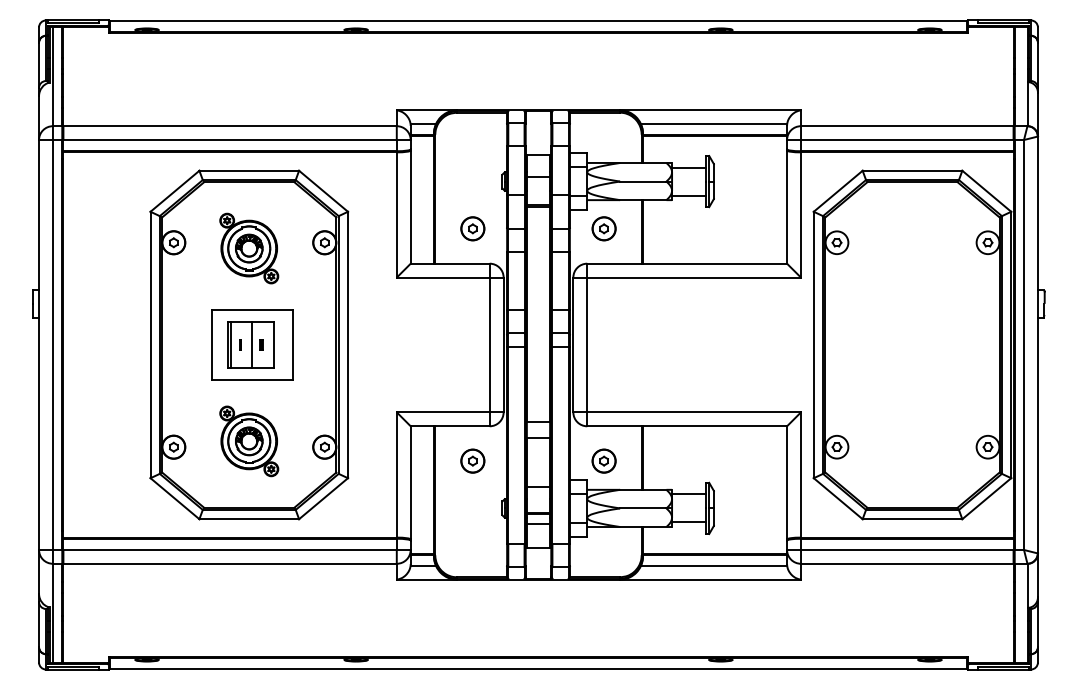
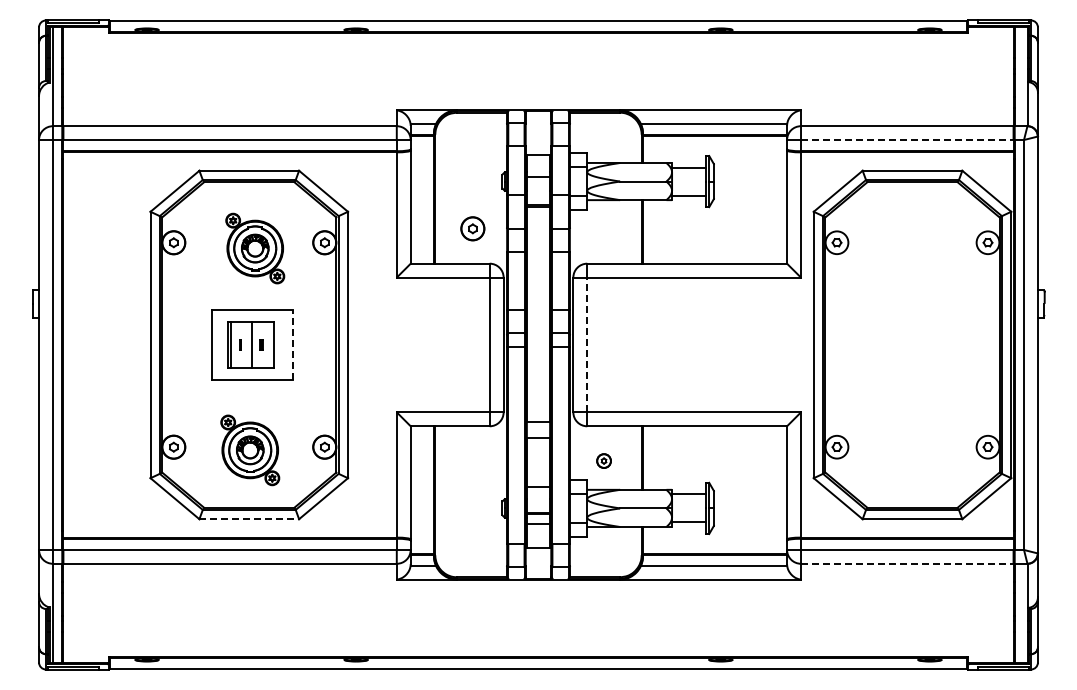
line: solid -> dashed (907, 140)
part: present -> none (603, 228)
part position: (249, 248) -> (255, 248) (255, 248)
line: solid -> dashed (292, 344)
line: solid -> dashed (587, 344)
part position: (249, 441) -> (250, 450) (250, 450)
part: present -> none (472, 460)
part size: 26x26 px -> 16x16 px (603, 460)
line: solid -> dashed (249, 519)
line: solid -> dashed (907, 563)
